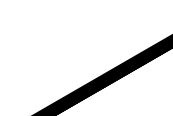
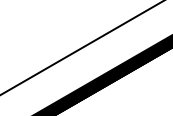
line: none -> present (81, 47)
